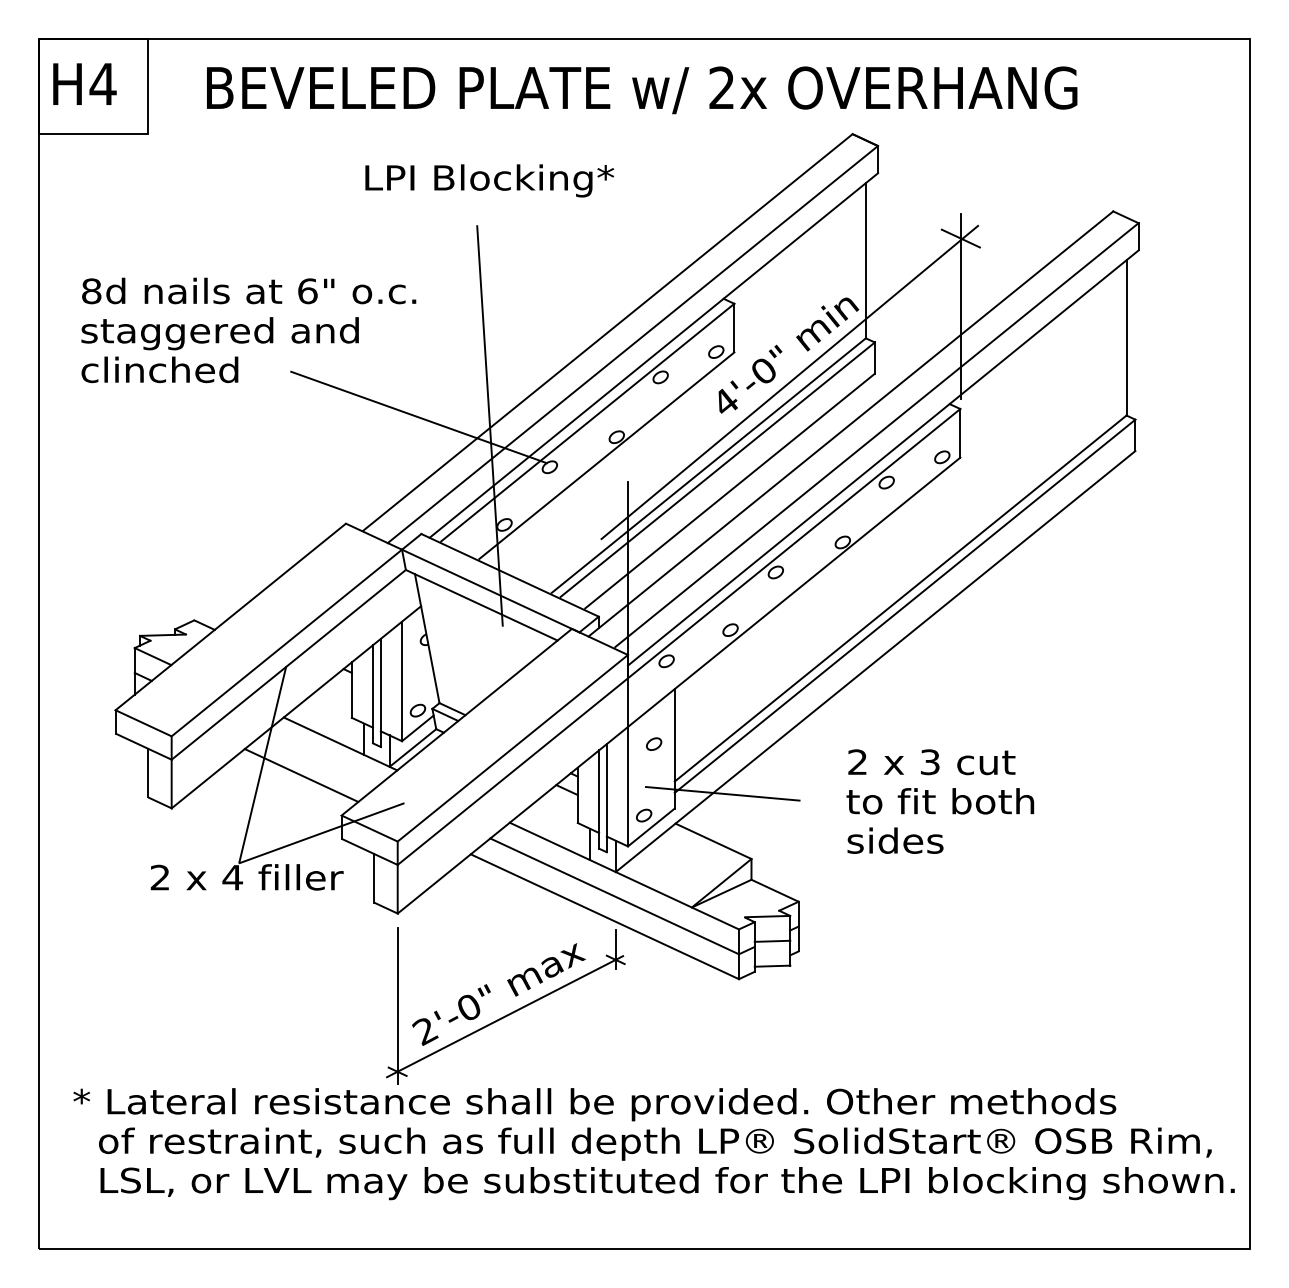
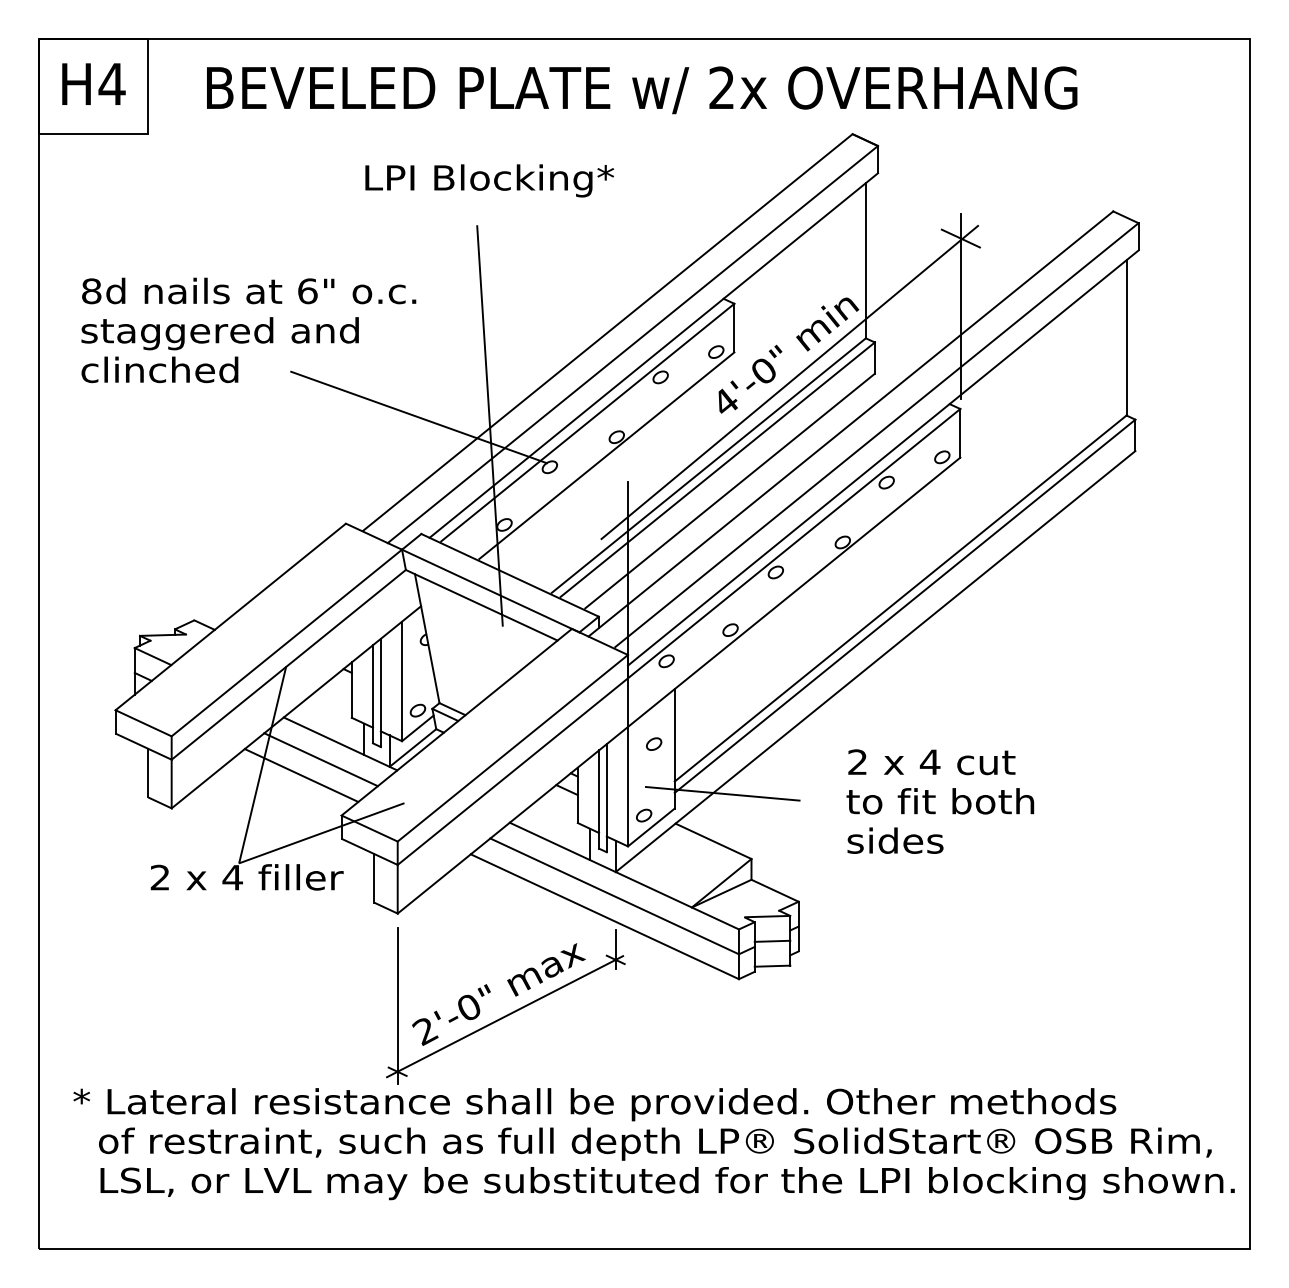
text position: (84, 83) -> (93, 83) (93, 83)
line: none -> present (320, 759)
text: 3 -> 4 (929, 762)
